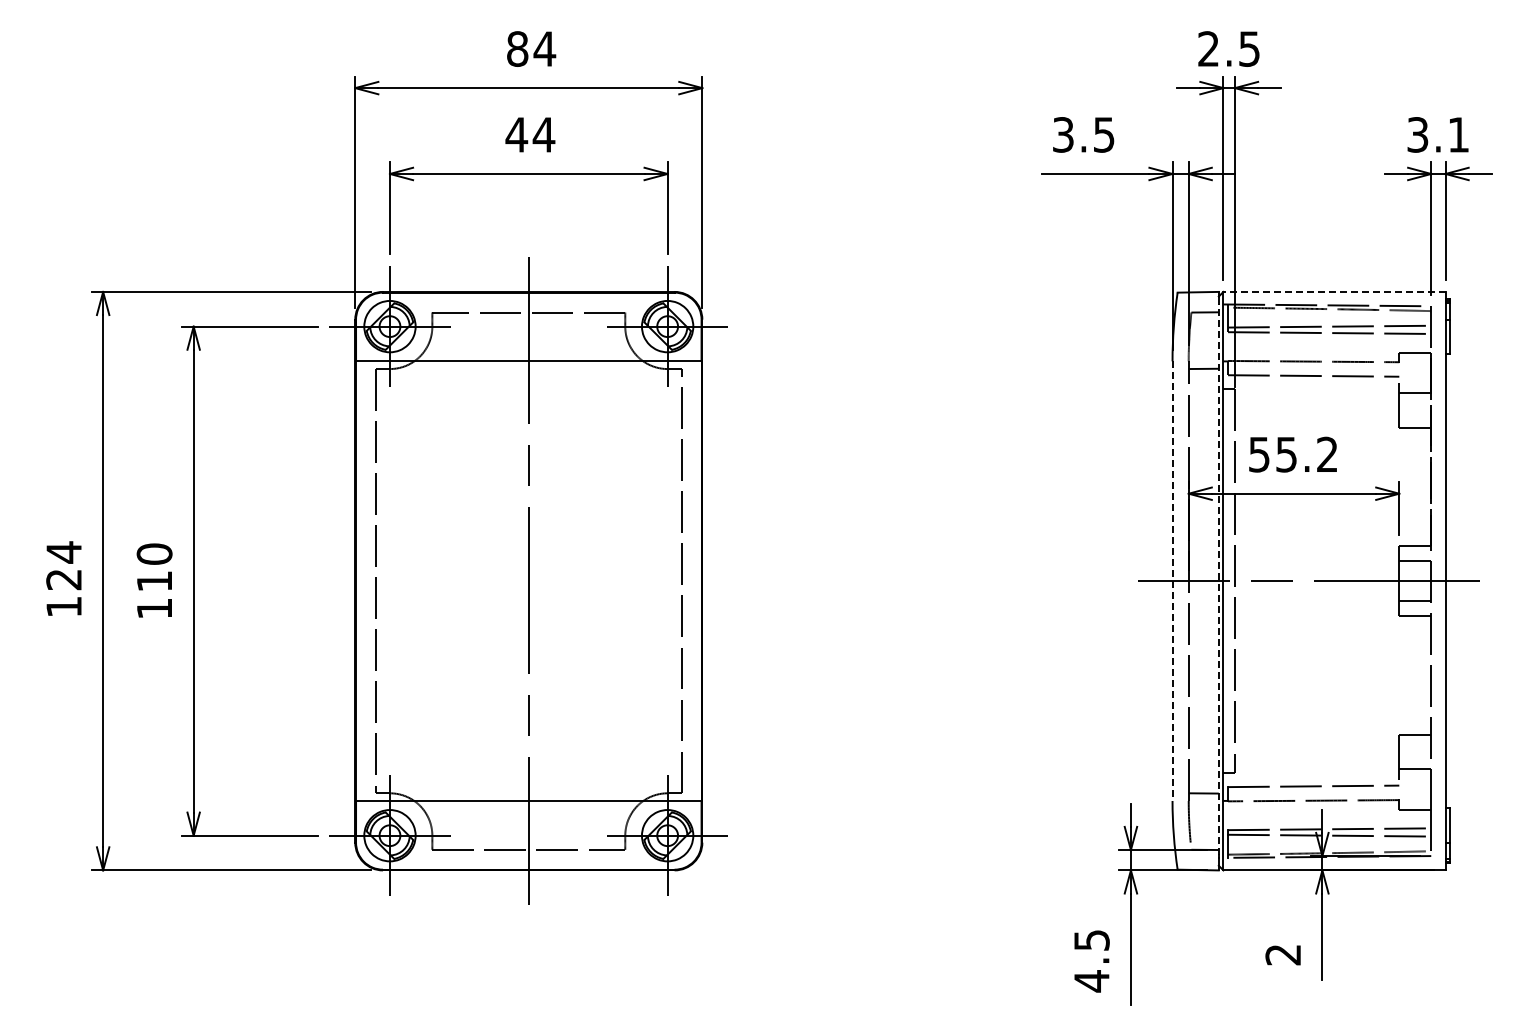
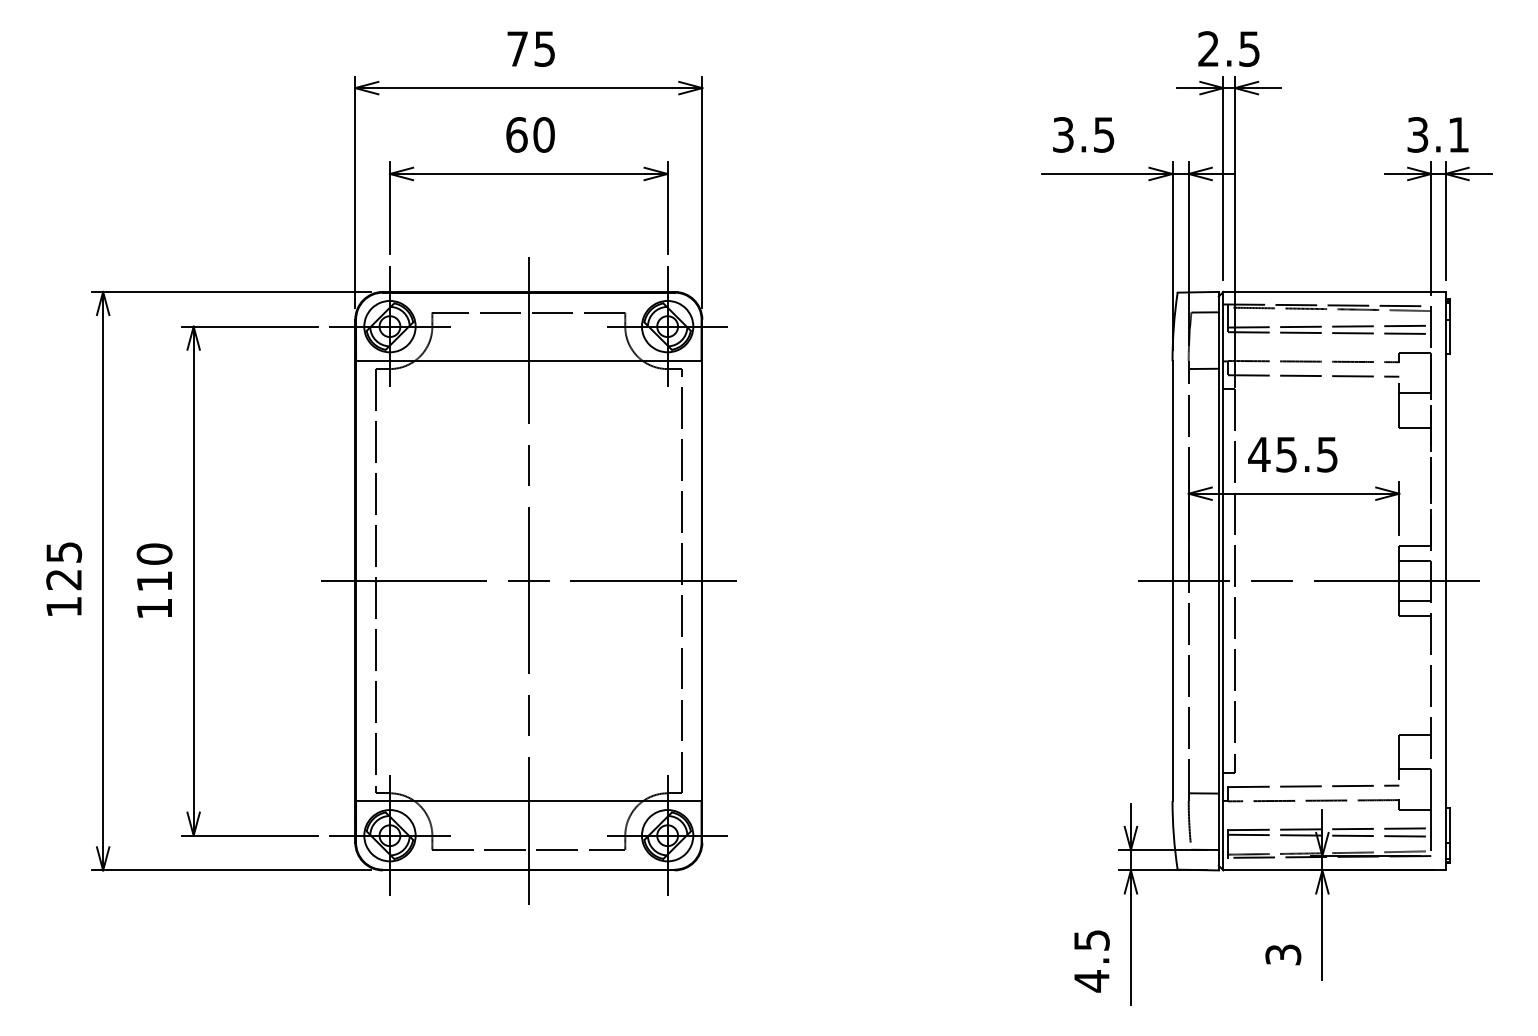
text: 84 -> 75 (531, 48)
text: 44 -> 60 (530, 134)
line: dashed -> solid (1334, 291)
text: 55.2 -> 45.5 (1292, 454)
text: 124 -> 125 (64, 552)
line: dashed -> solid (1218, 579)
line: none -> present (528, 581)
line: dashed -> solid (1172, 581)
text: 2 -> 3 (1283, 954)
